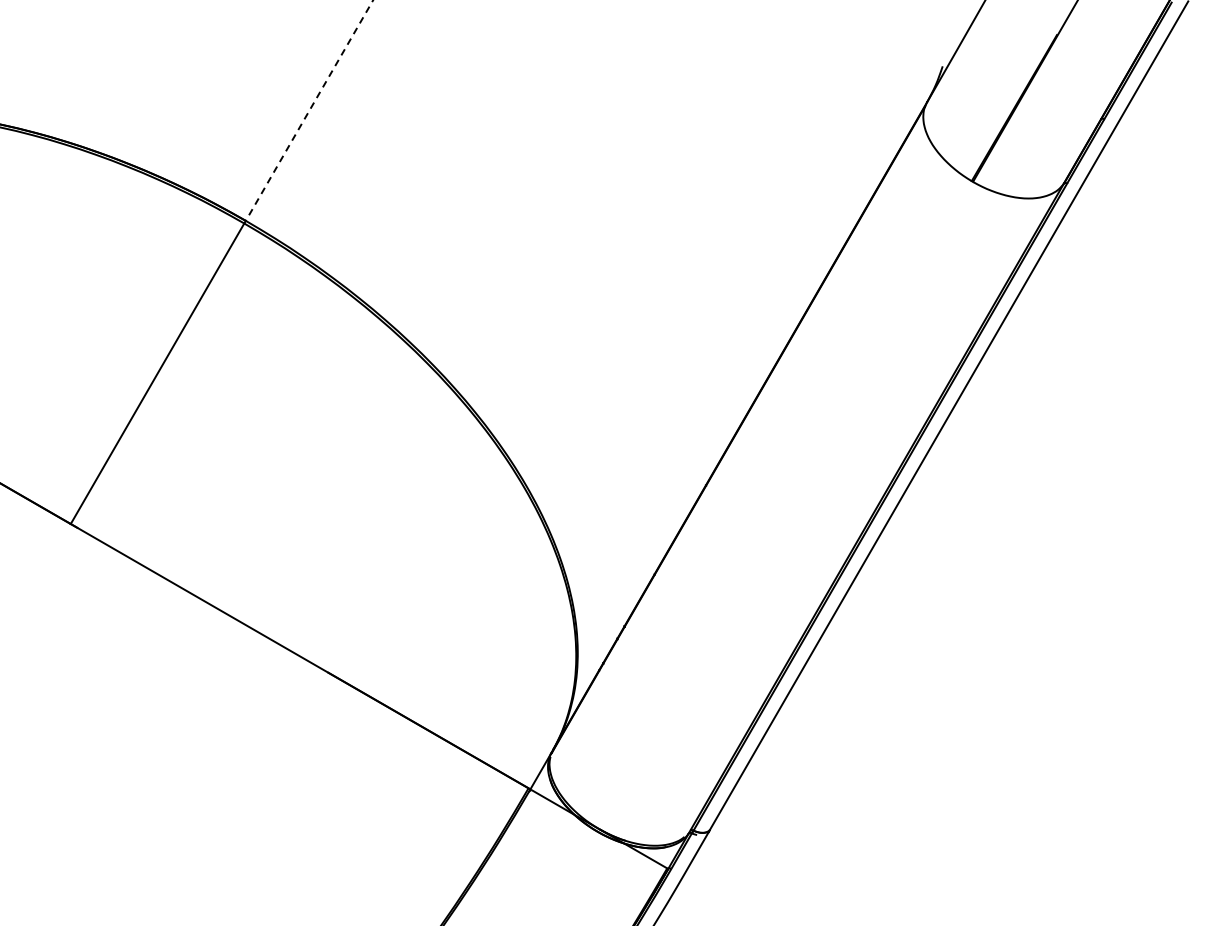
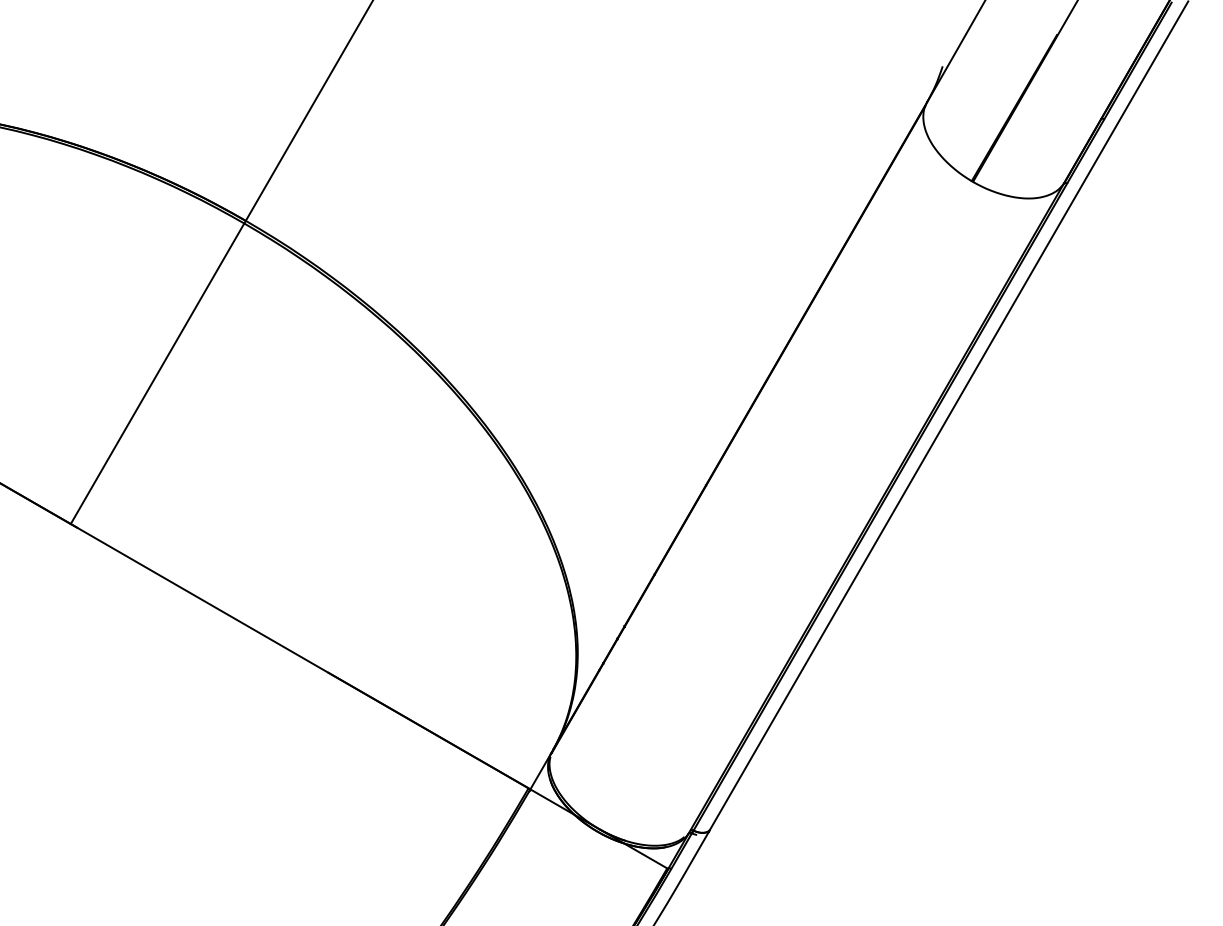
line: dashed -> solid (308, 111)
